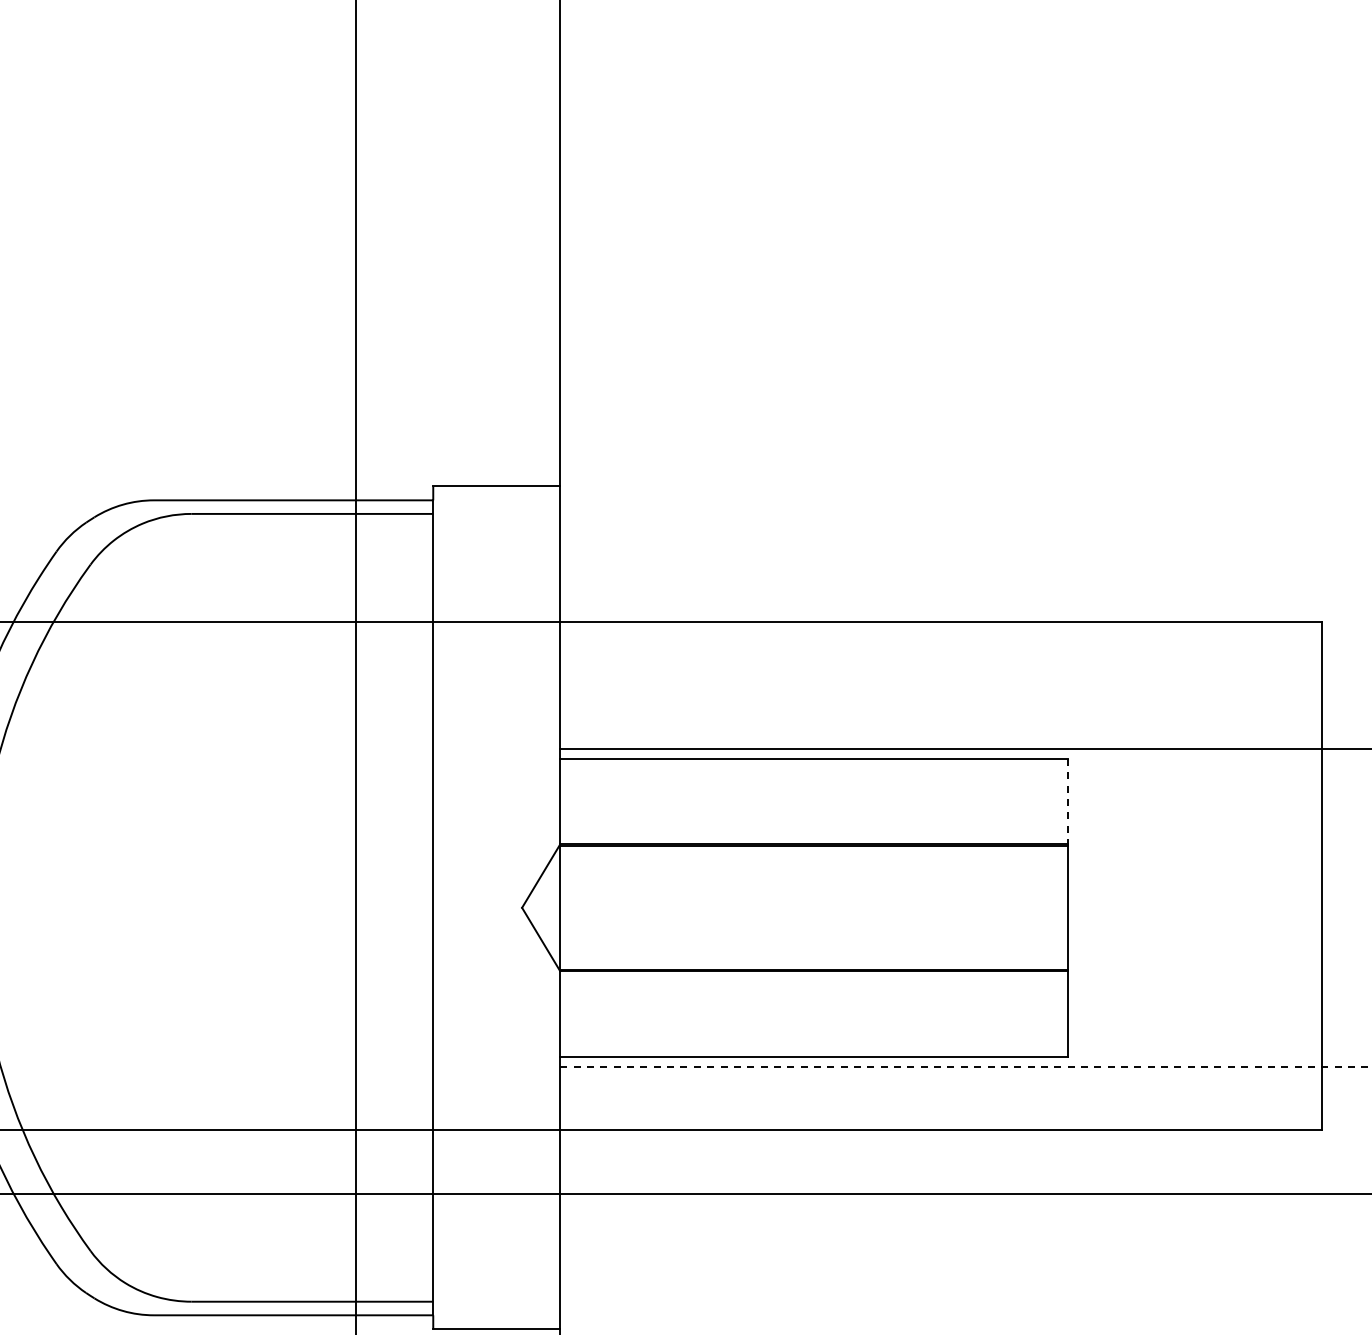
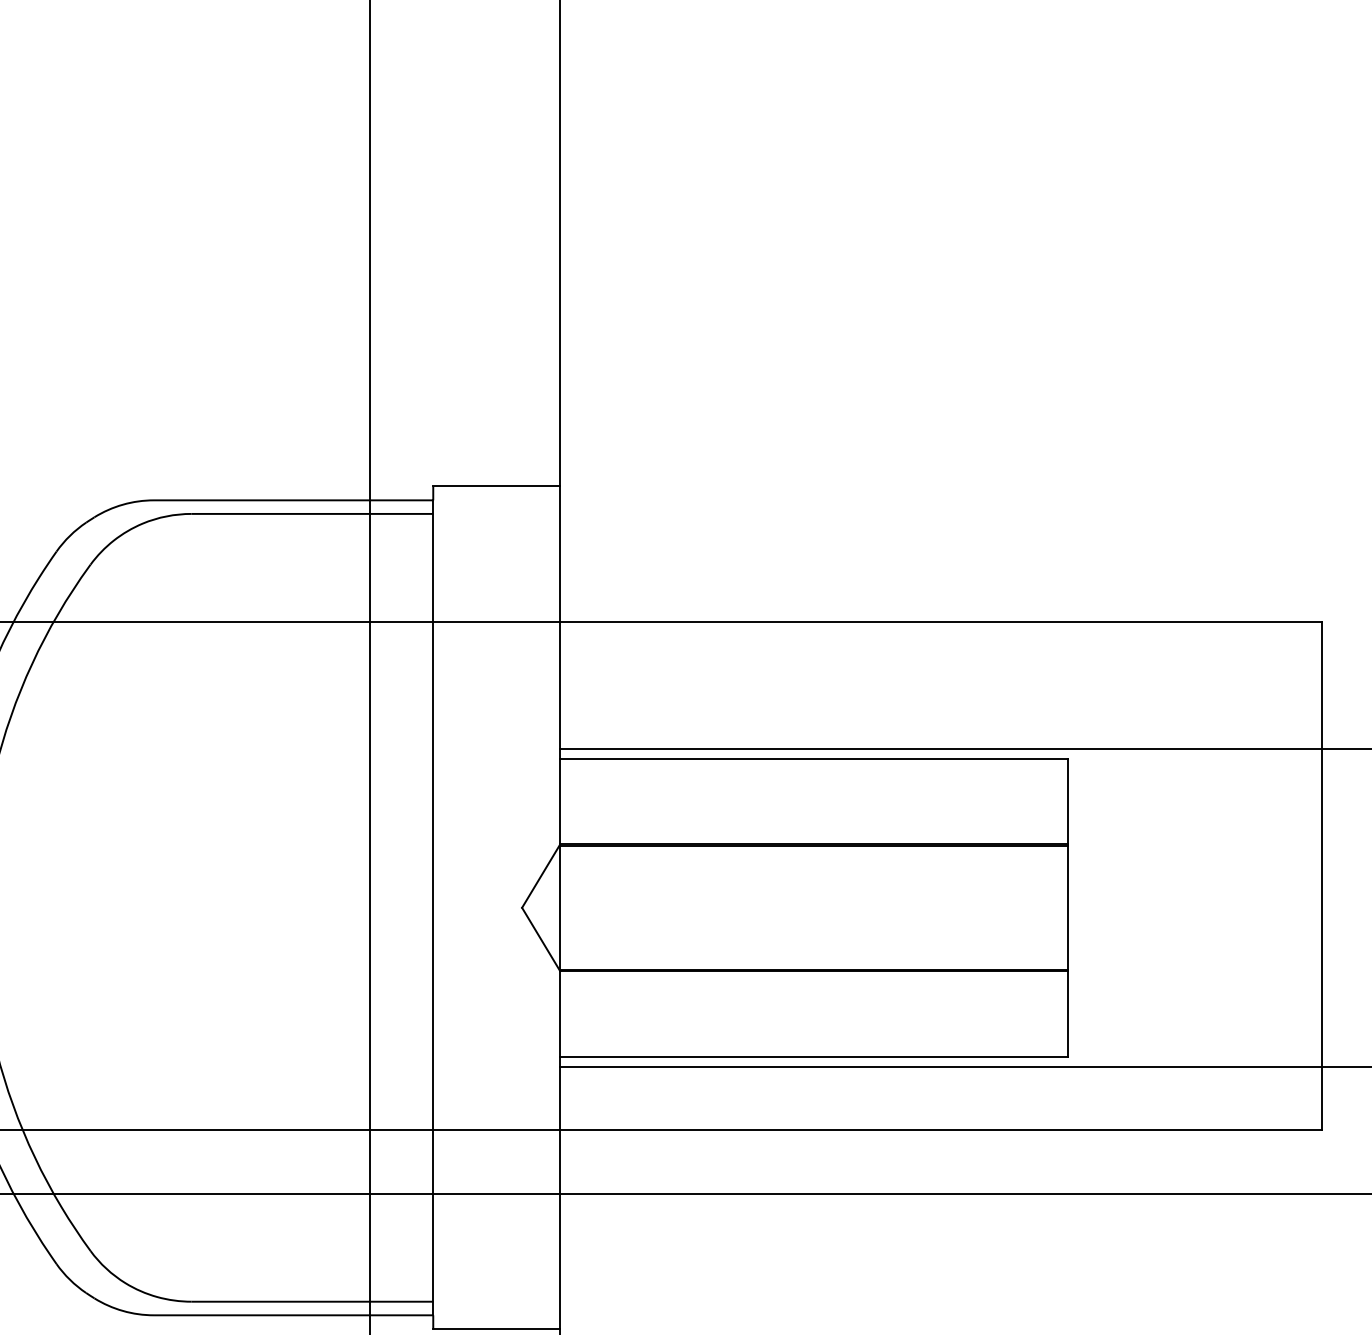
line position: (355, 666) -> (369, 666) (369, 666)
line: dashed -> solid (1068, 802)
line: dashed -> solid (966, 1066)
